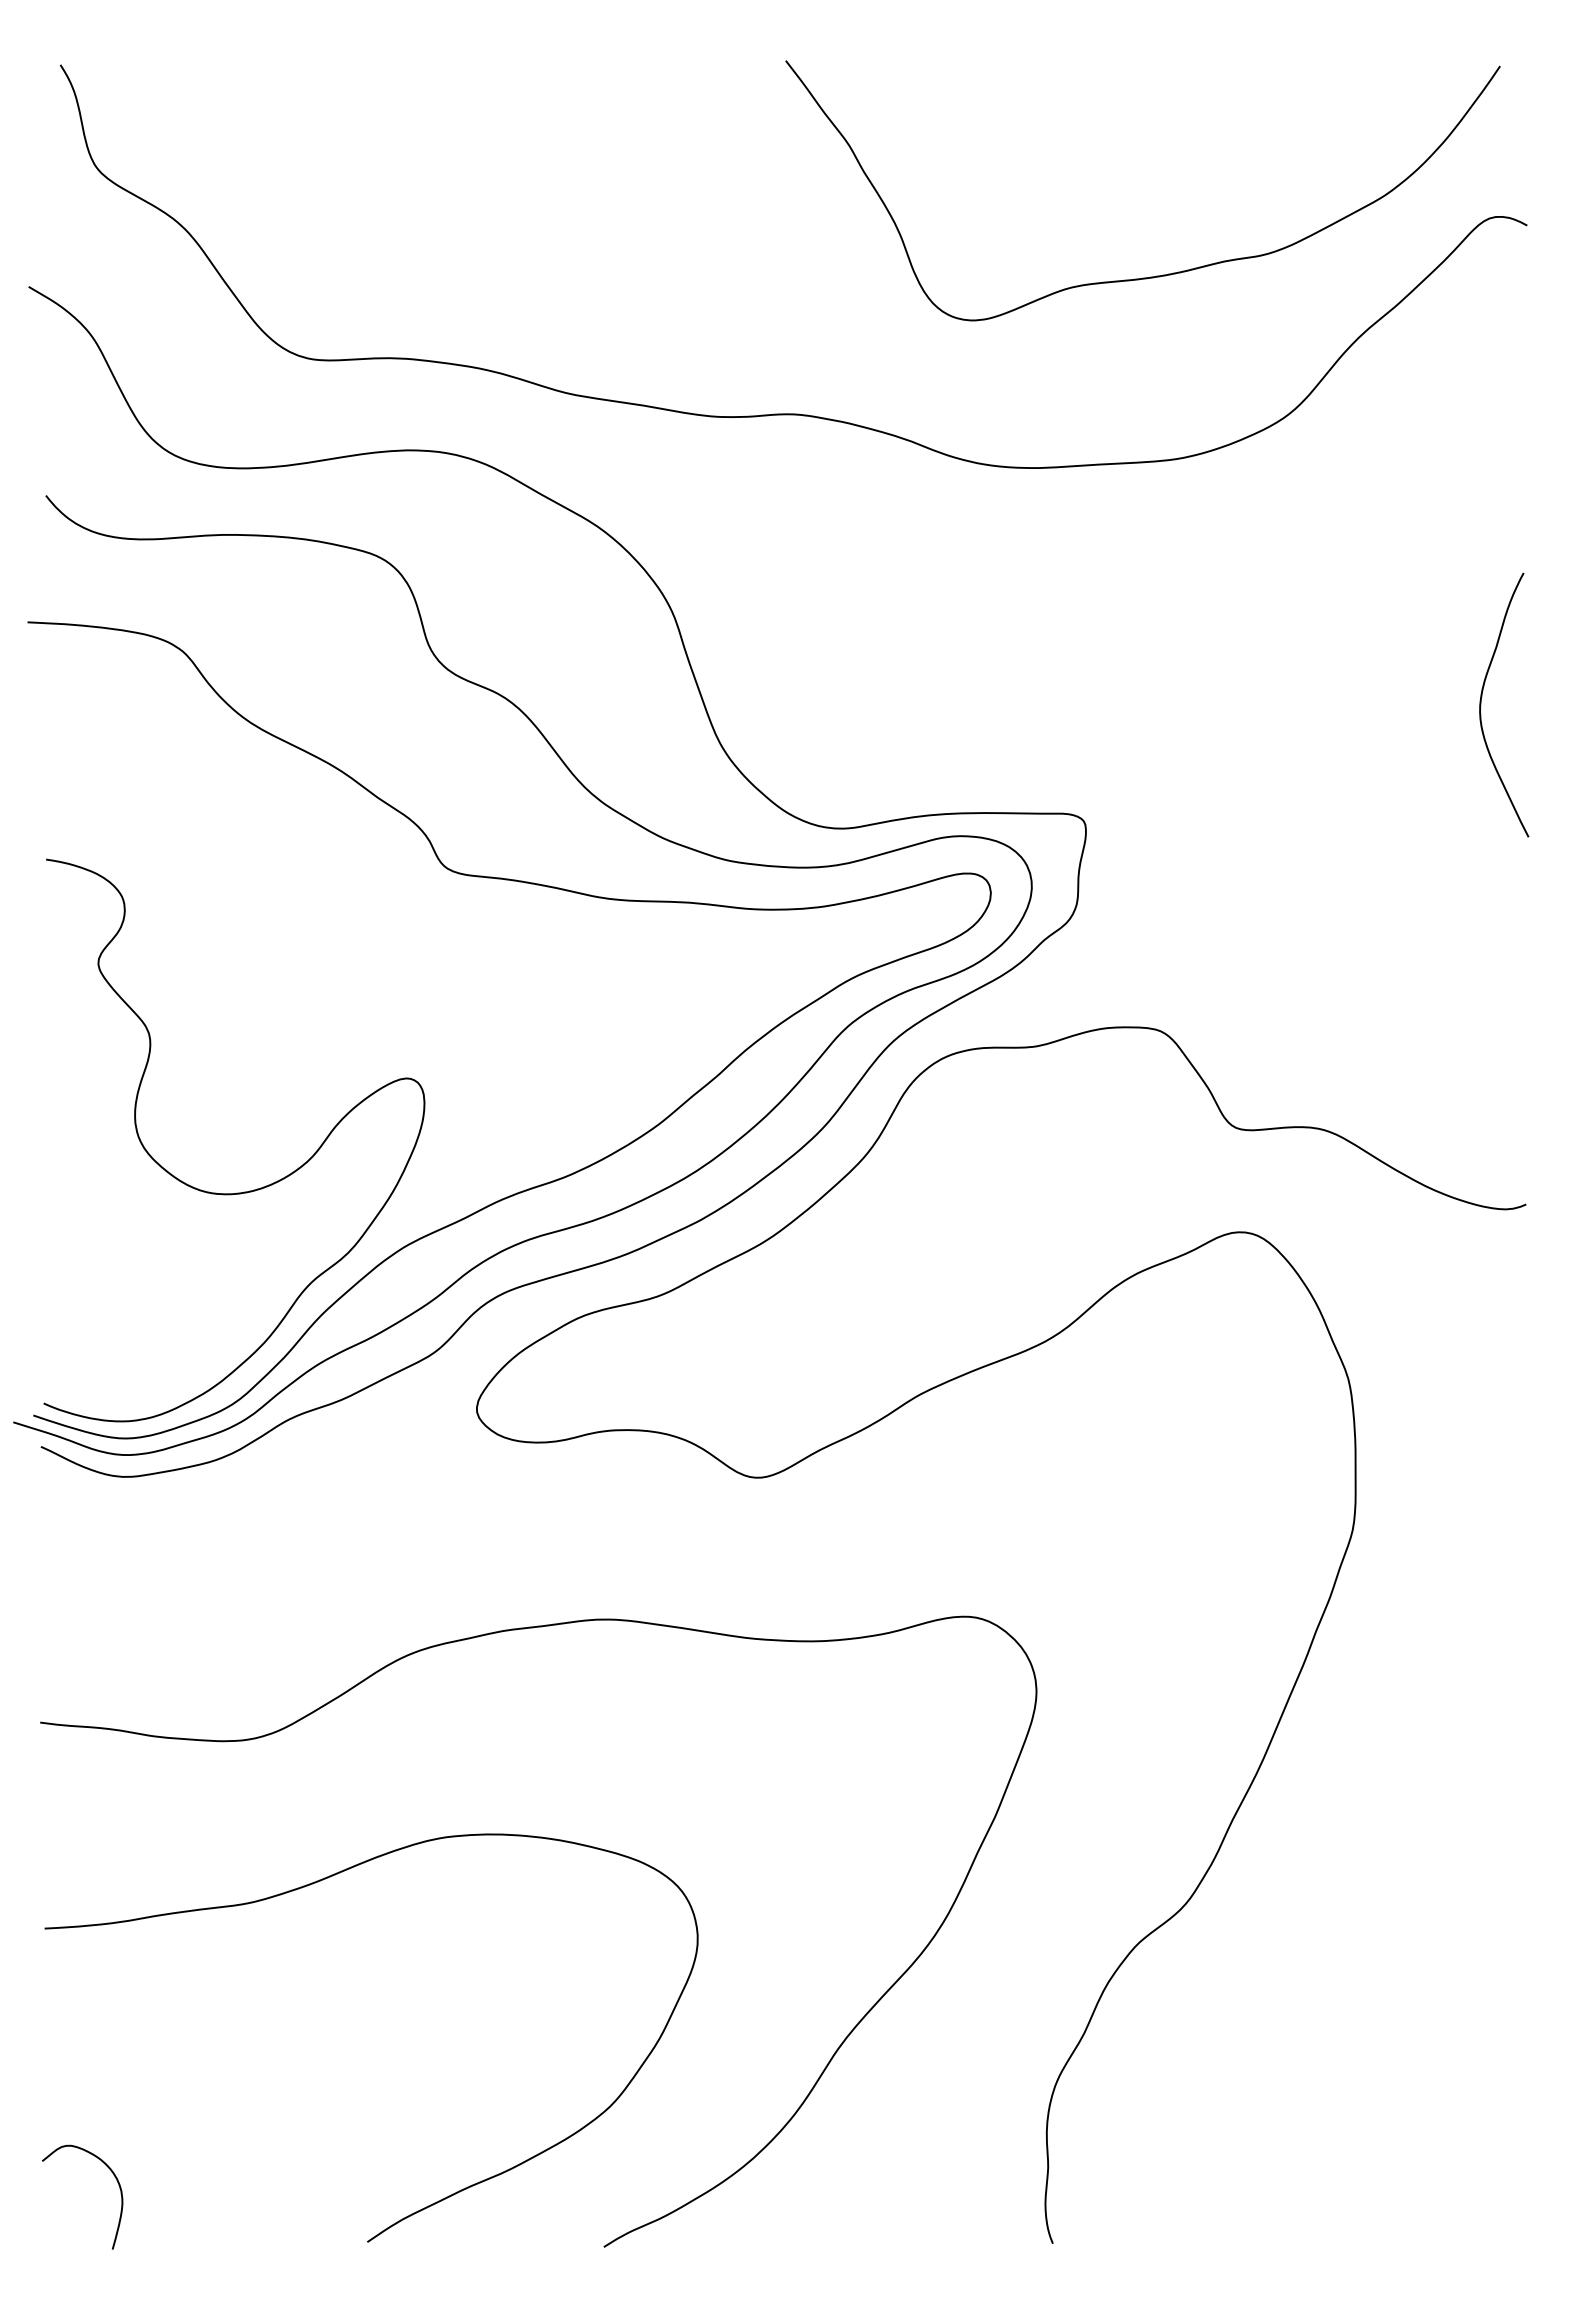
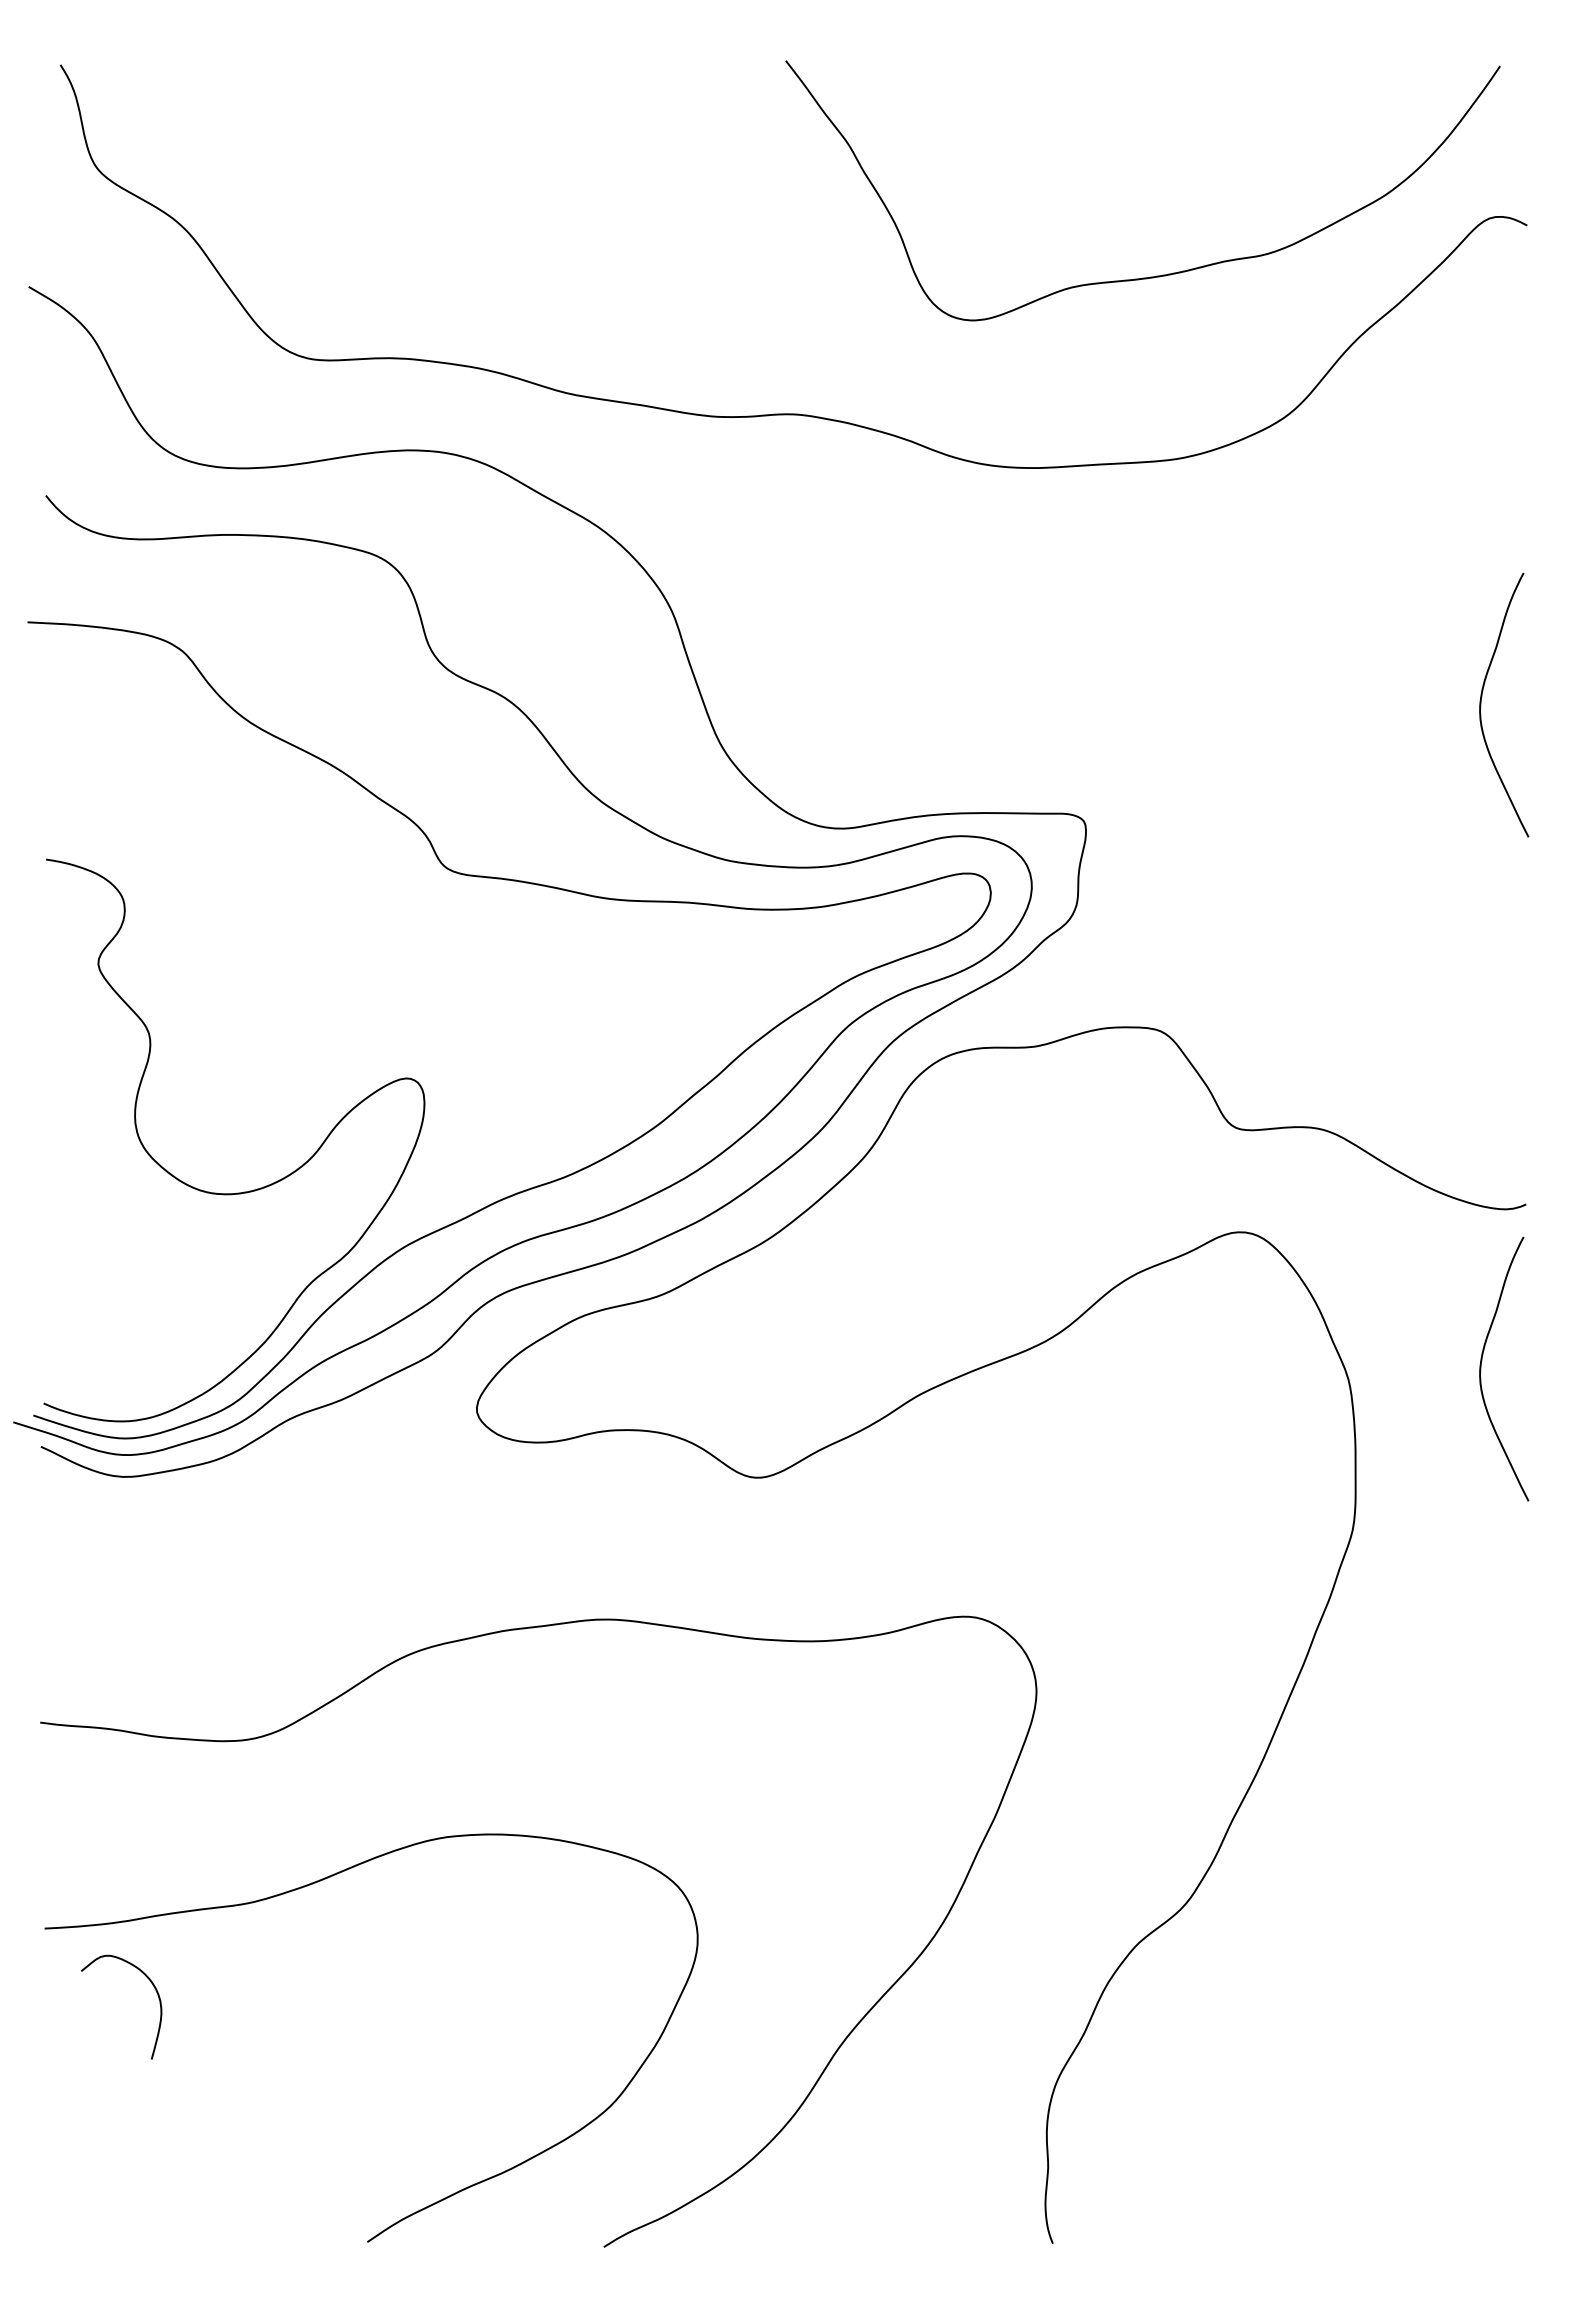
curve: none -> present (1481, 1368)
curve position: (113, 2175) -> (152, 1985) (152, 1985)
